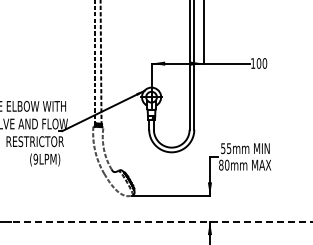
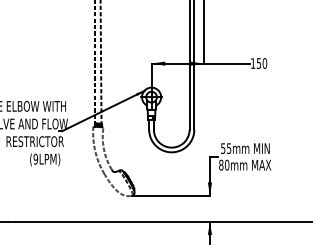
text: 100 -> 150 (258, 63)
line: dashed -> solid (162, 221)
